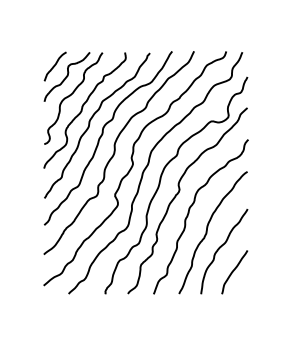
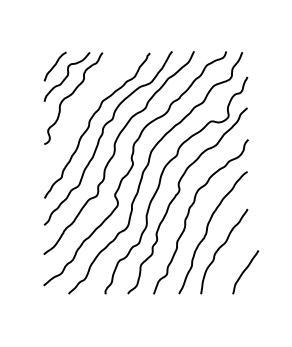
curve: present -> none (82, 110)
curve position: (234, 271) -> (245, 271) (245, 271)
